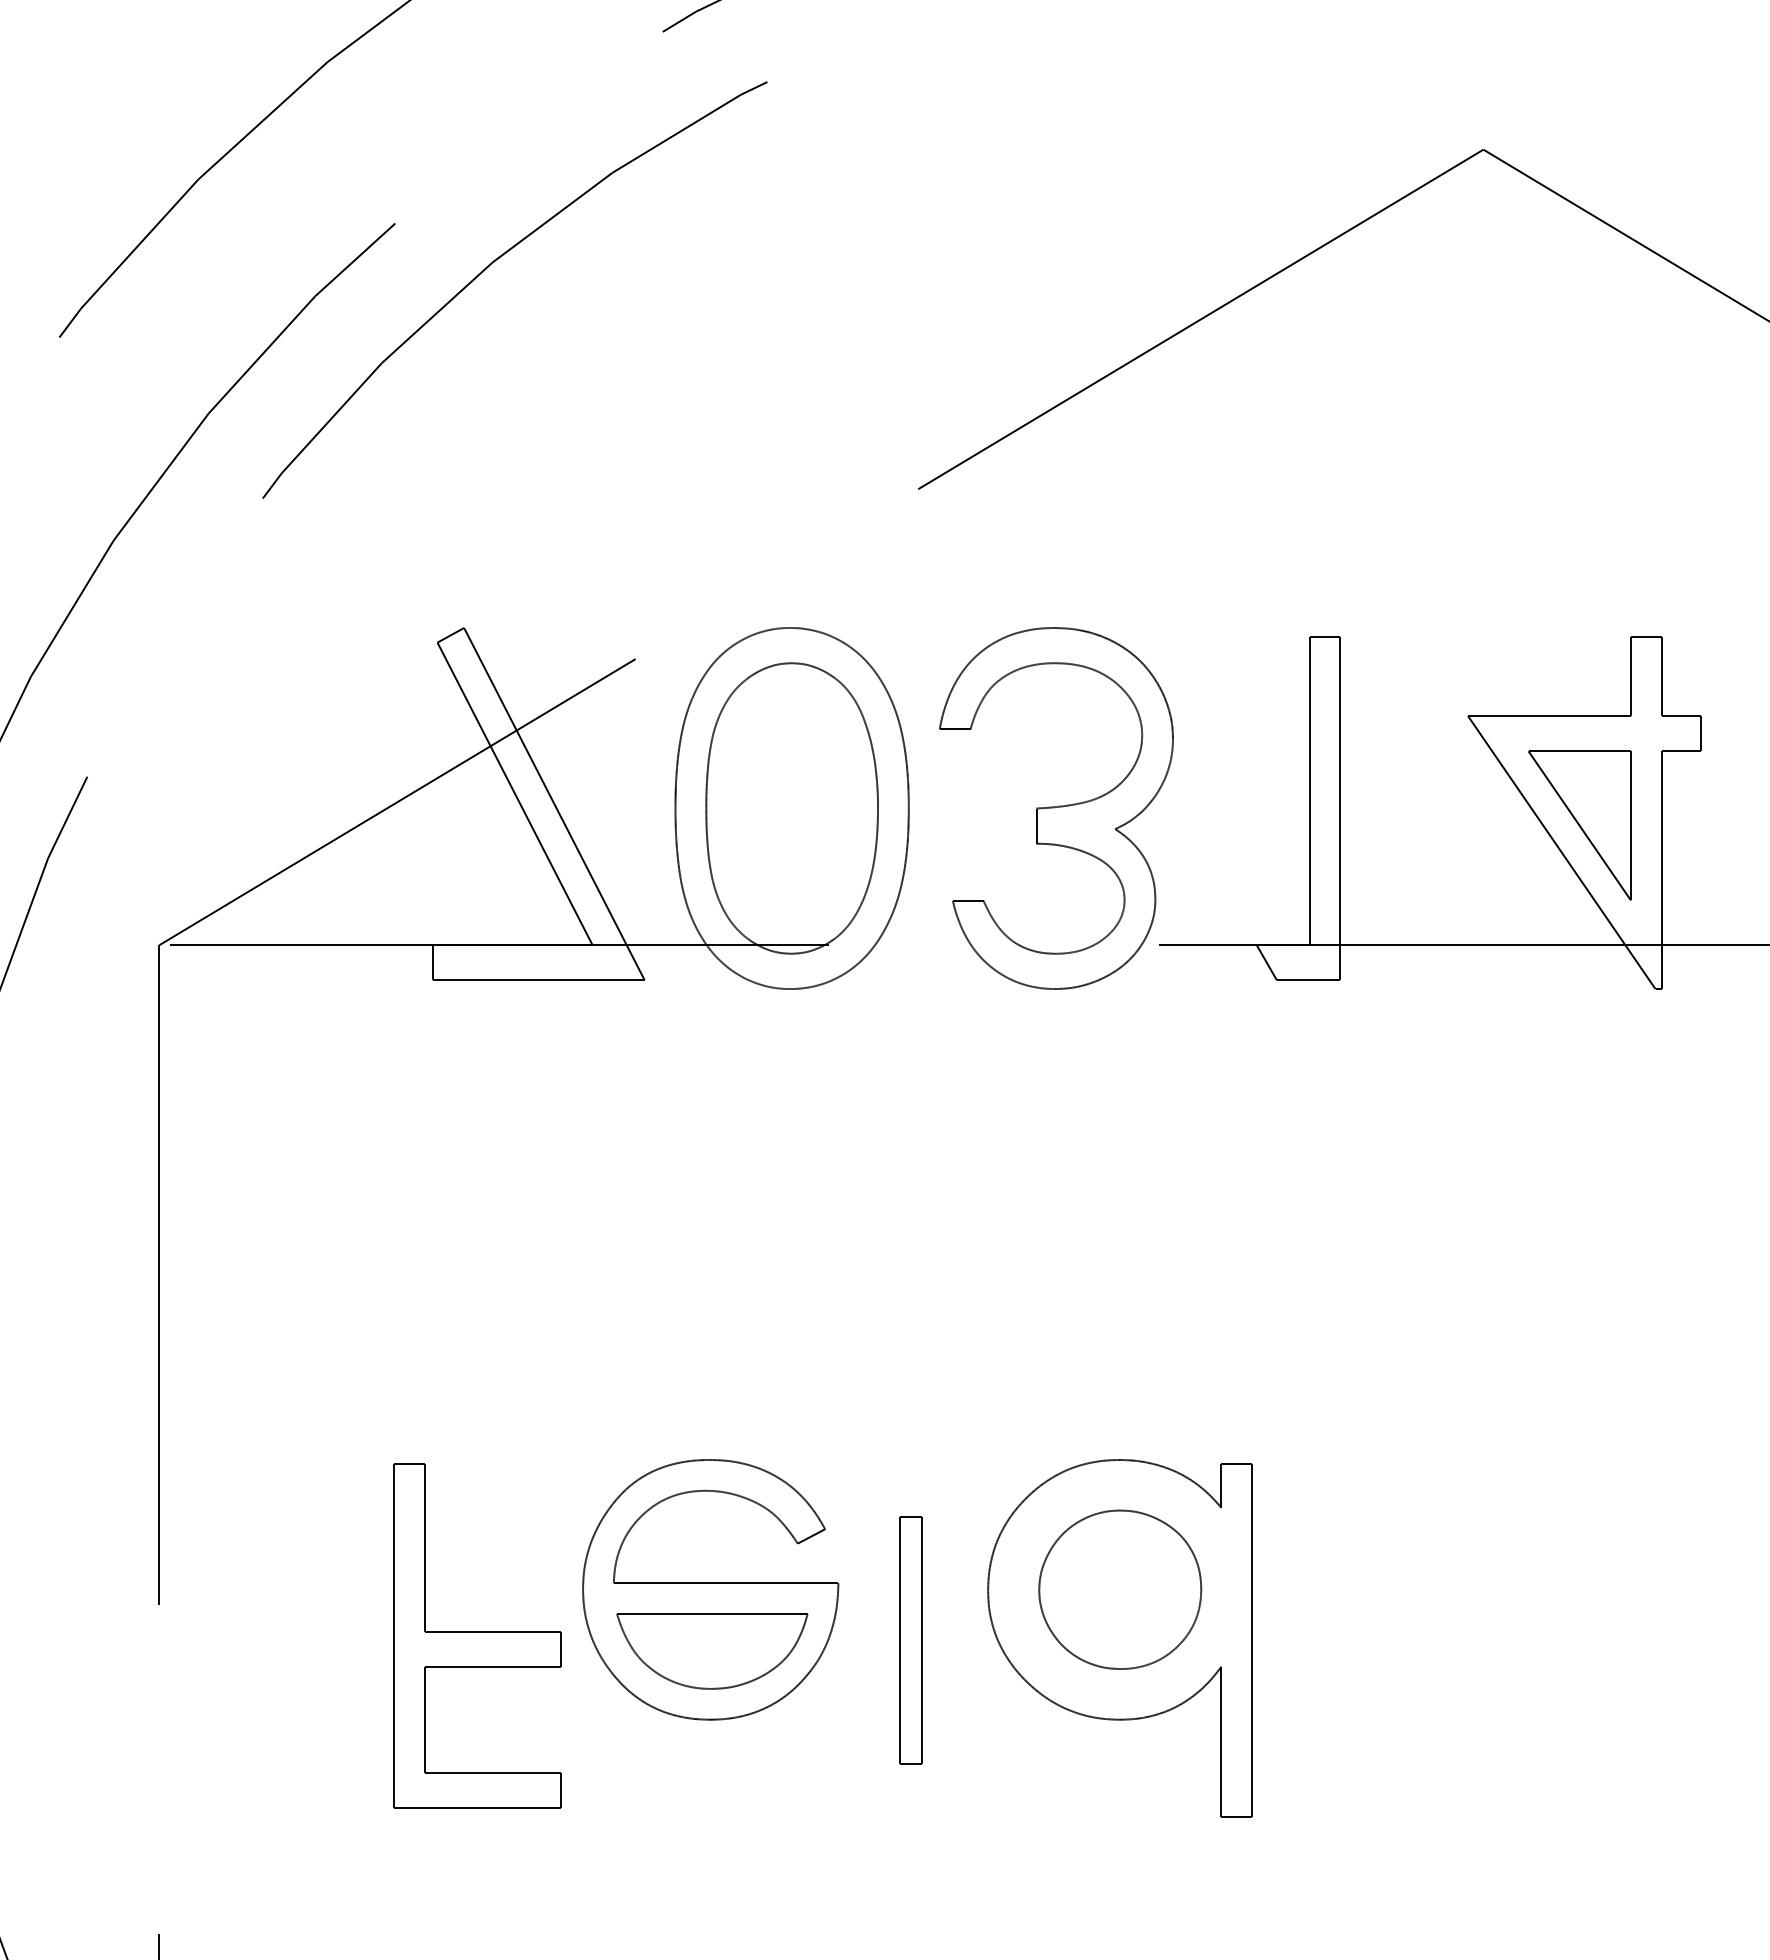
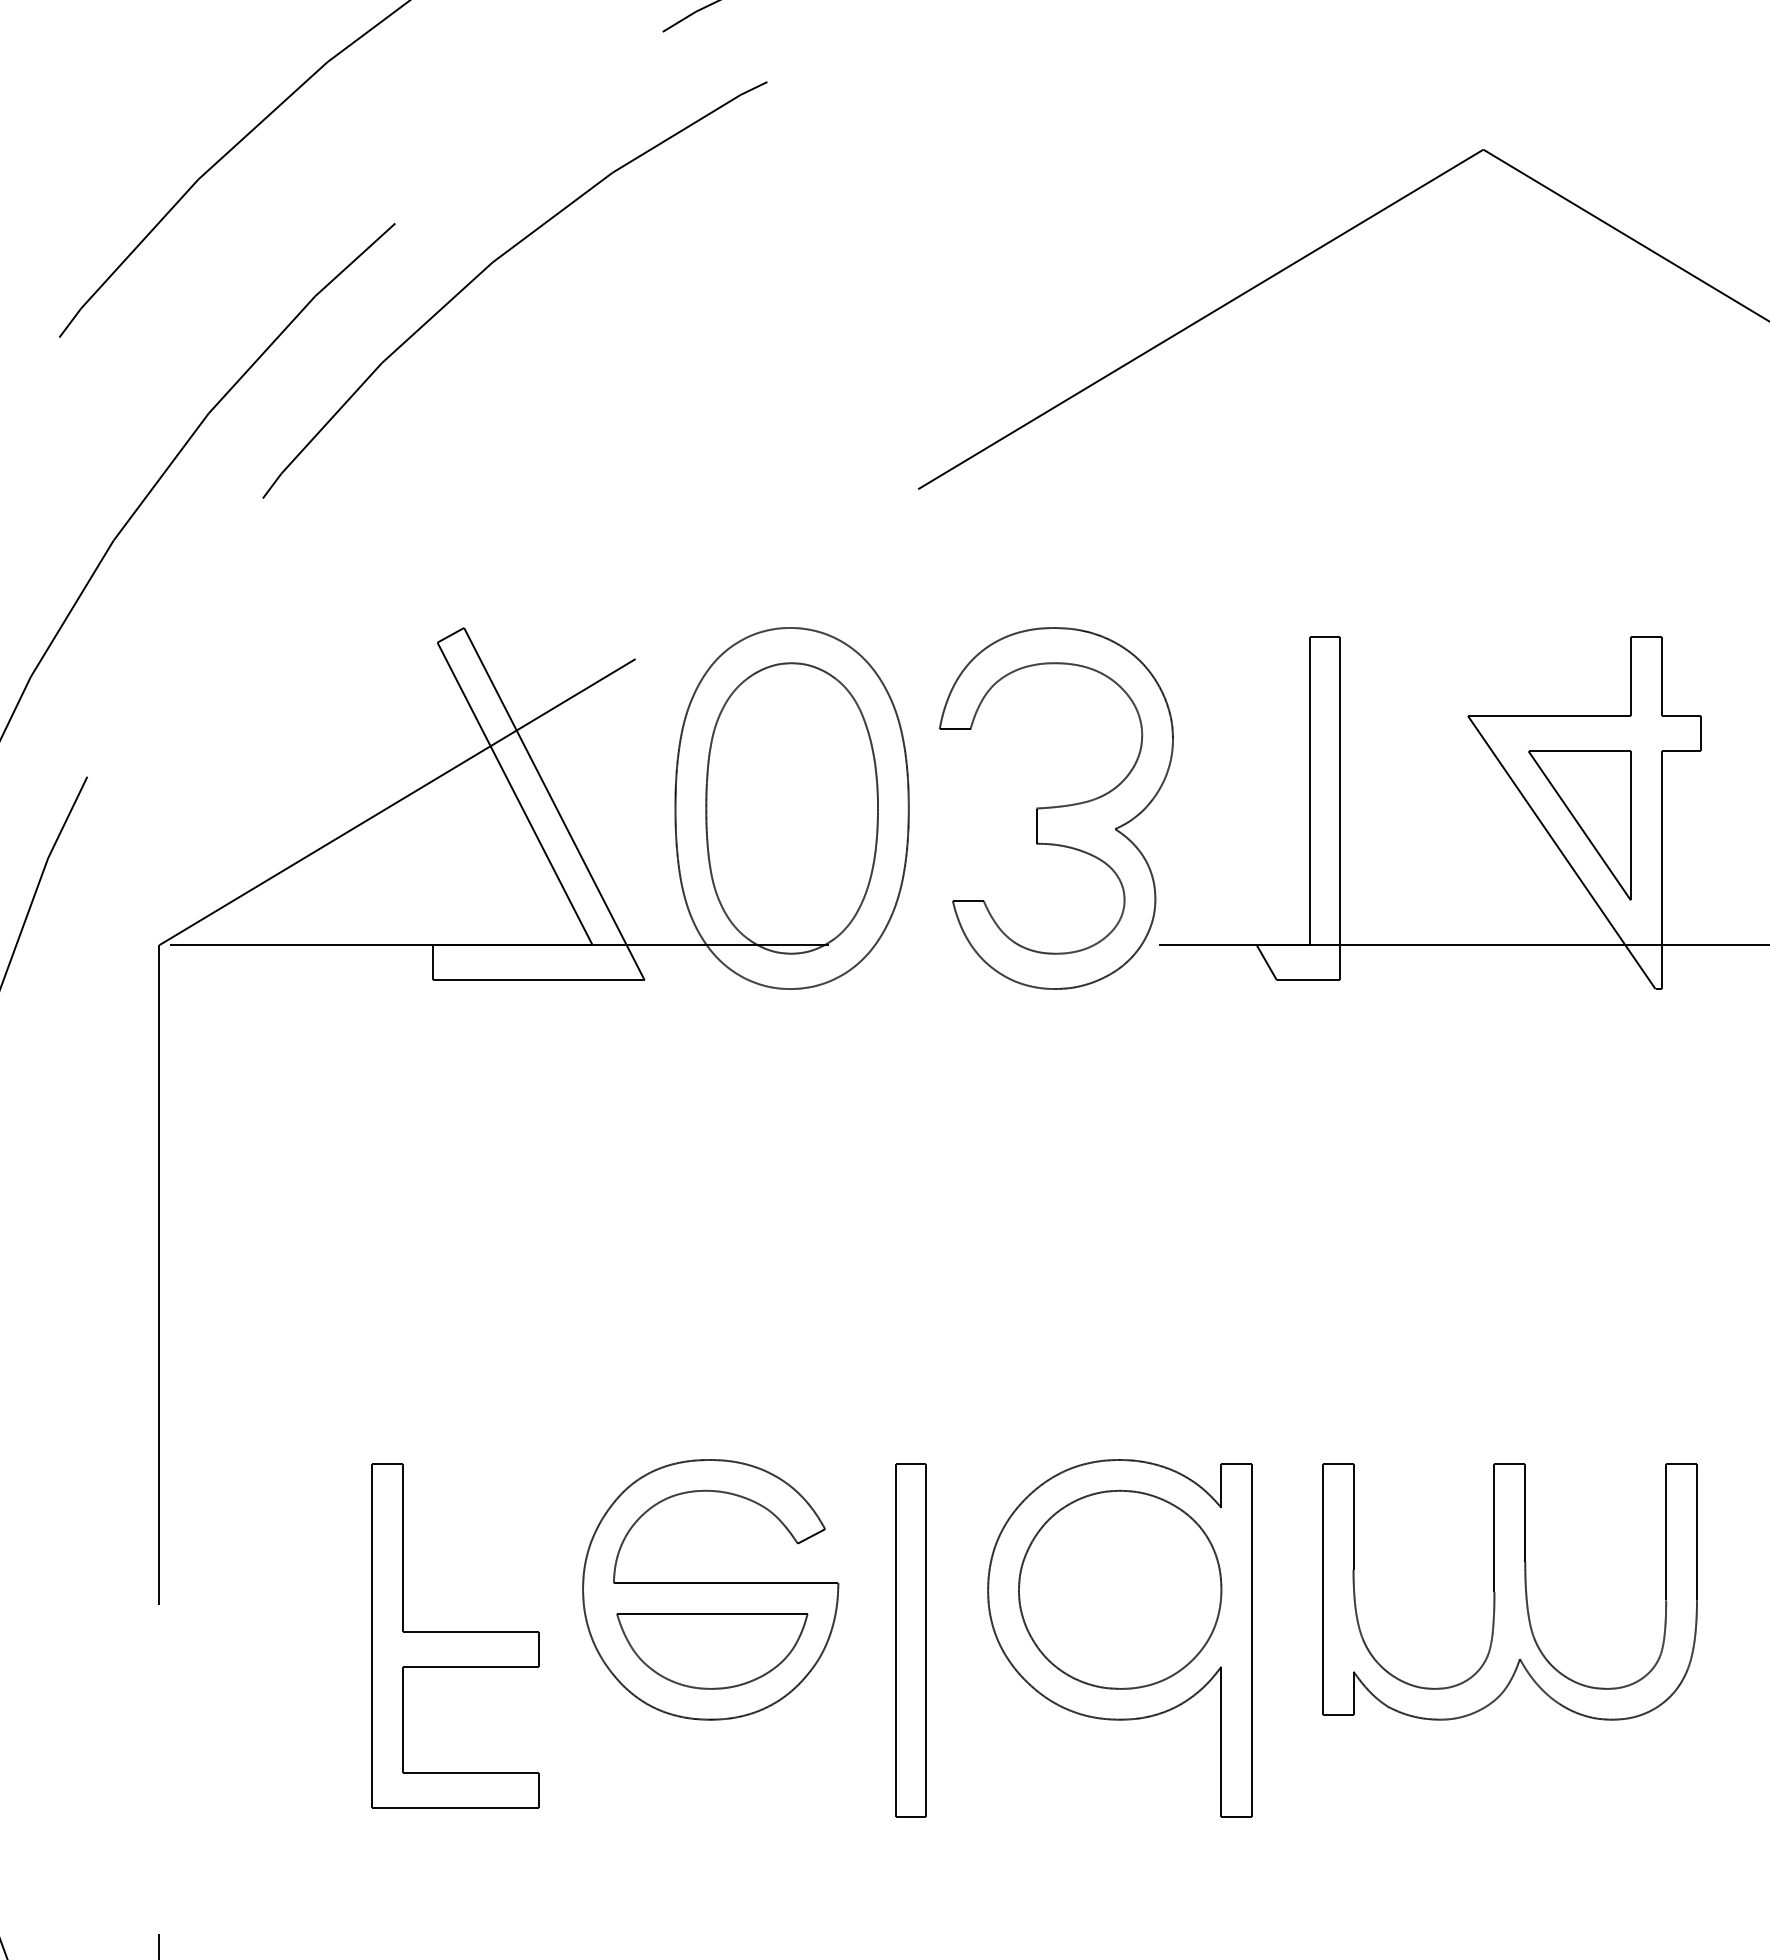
part size: 165x161 px -> 205x201 px (1120, 1589)
part: none -> present (1509, 1591)
part position: (477, 1635) -> (455, 1635) (455, 1635)
part size: 24x249 px -> 32x355 px (910, 1640)
